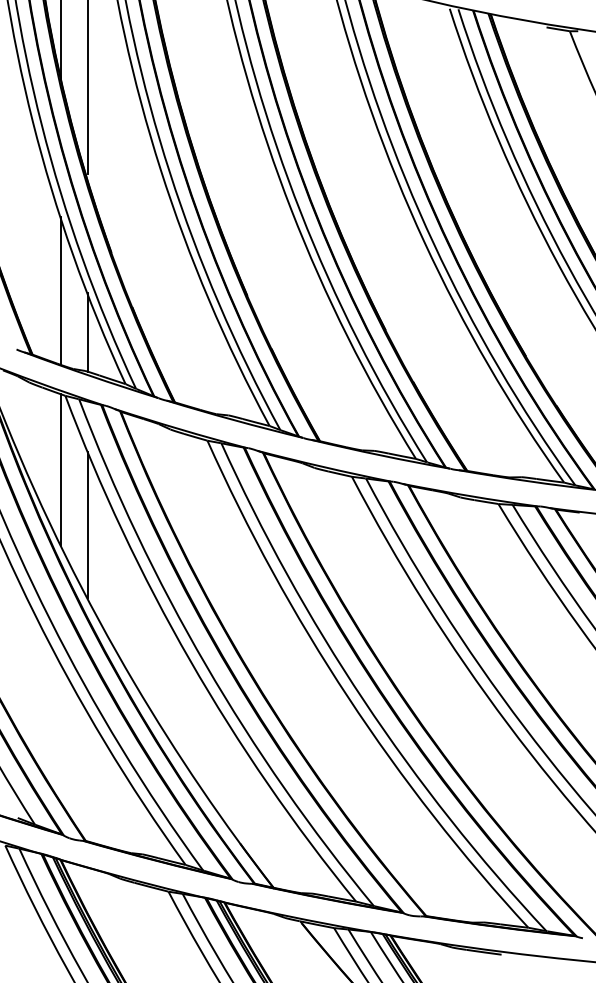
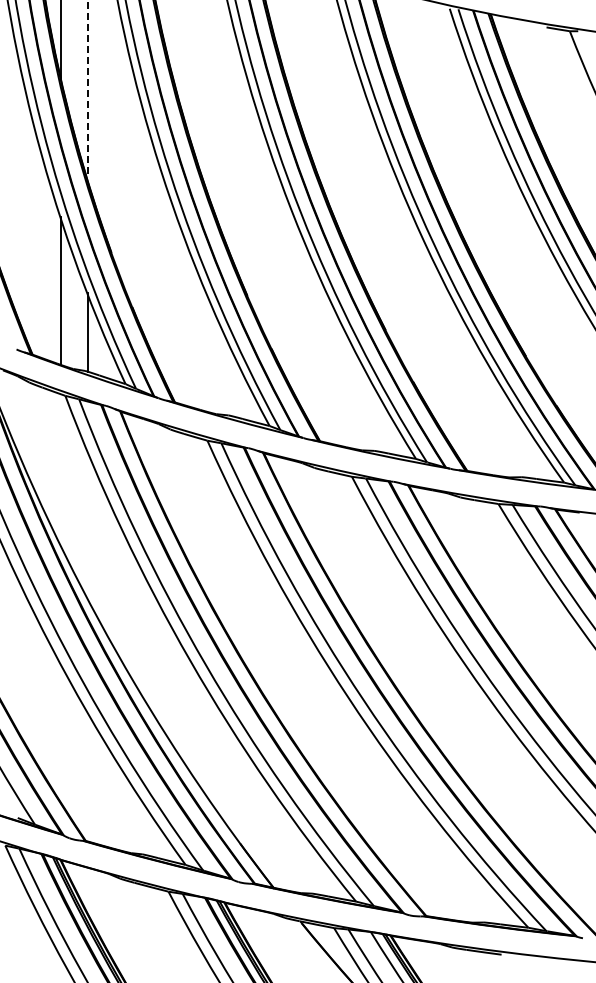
line: solid -> dashed (87, 87)
line: present -> none (60, 469)
line: present -> none (87, 524)
